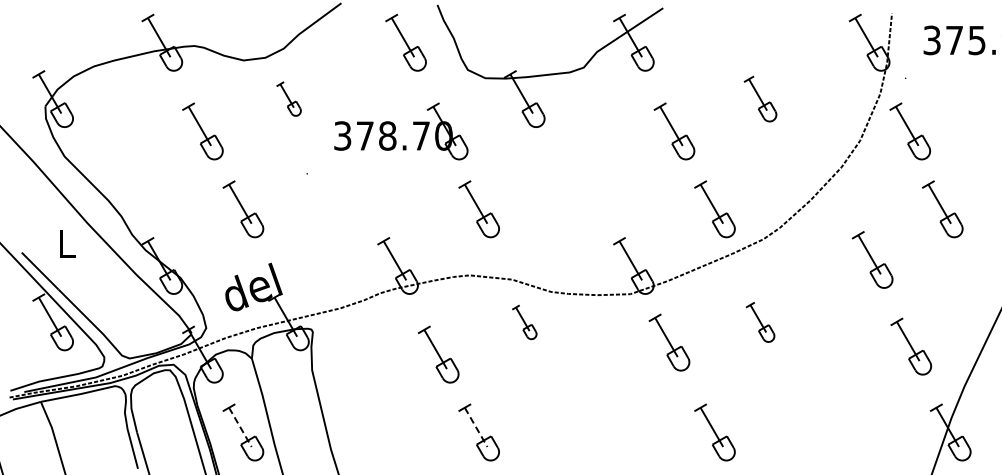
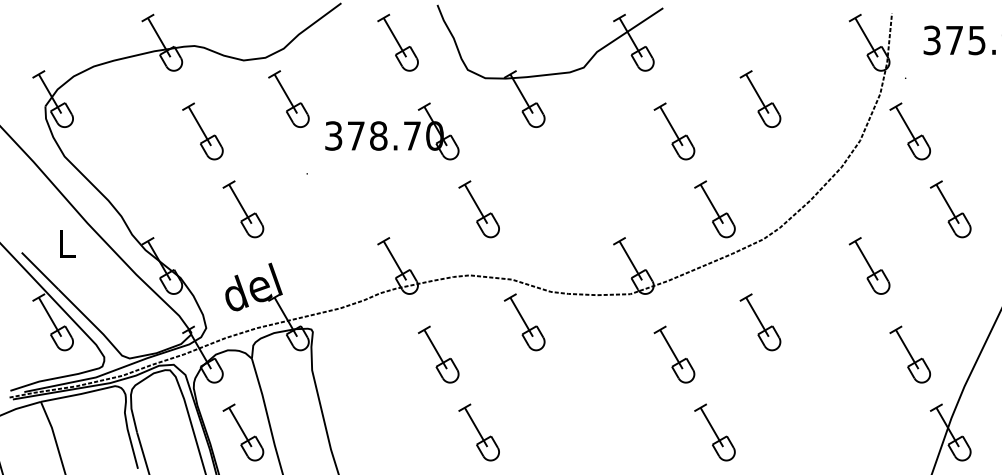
part position: (405, 42) -> (397, 42) (397, 42)
part size: 26x36 px -> 42x58 px (288, 98)
part size: 35x48 px -> 43x58 px (760, 98)
part position: (401, 131) -> (392, 131) (392, 131)
part position: (942, 209) -> (950, 209) (950, 209)
part position: (872, 259) -> (869, 265) (869, 265)
part size: 26x37 px -> 43x59 px (524, 322)
part size: 31x41 px -> 43x59 px (760, 322)
part position: (669, 342) -> (674, 354) (674, 354)
part position: (911, 346) -> (910, 354) (910, 354)
line: dashed -> solid (240, 427)
line: dashed -> solid (476, 427)
